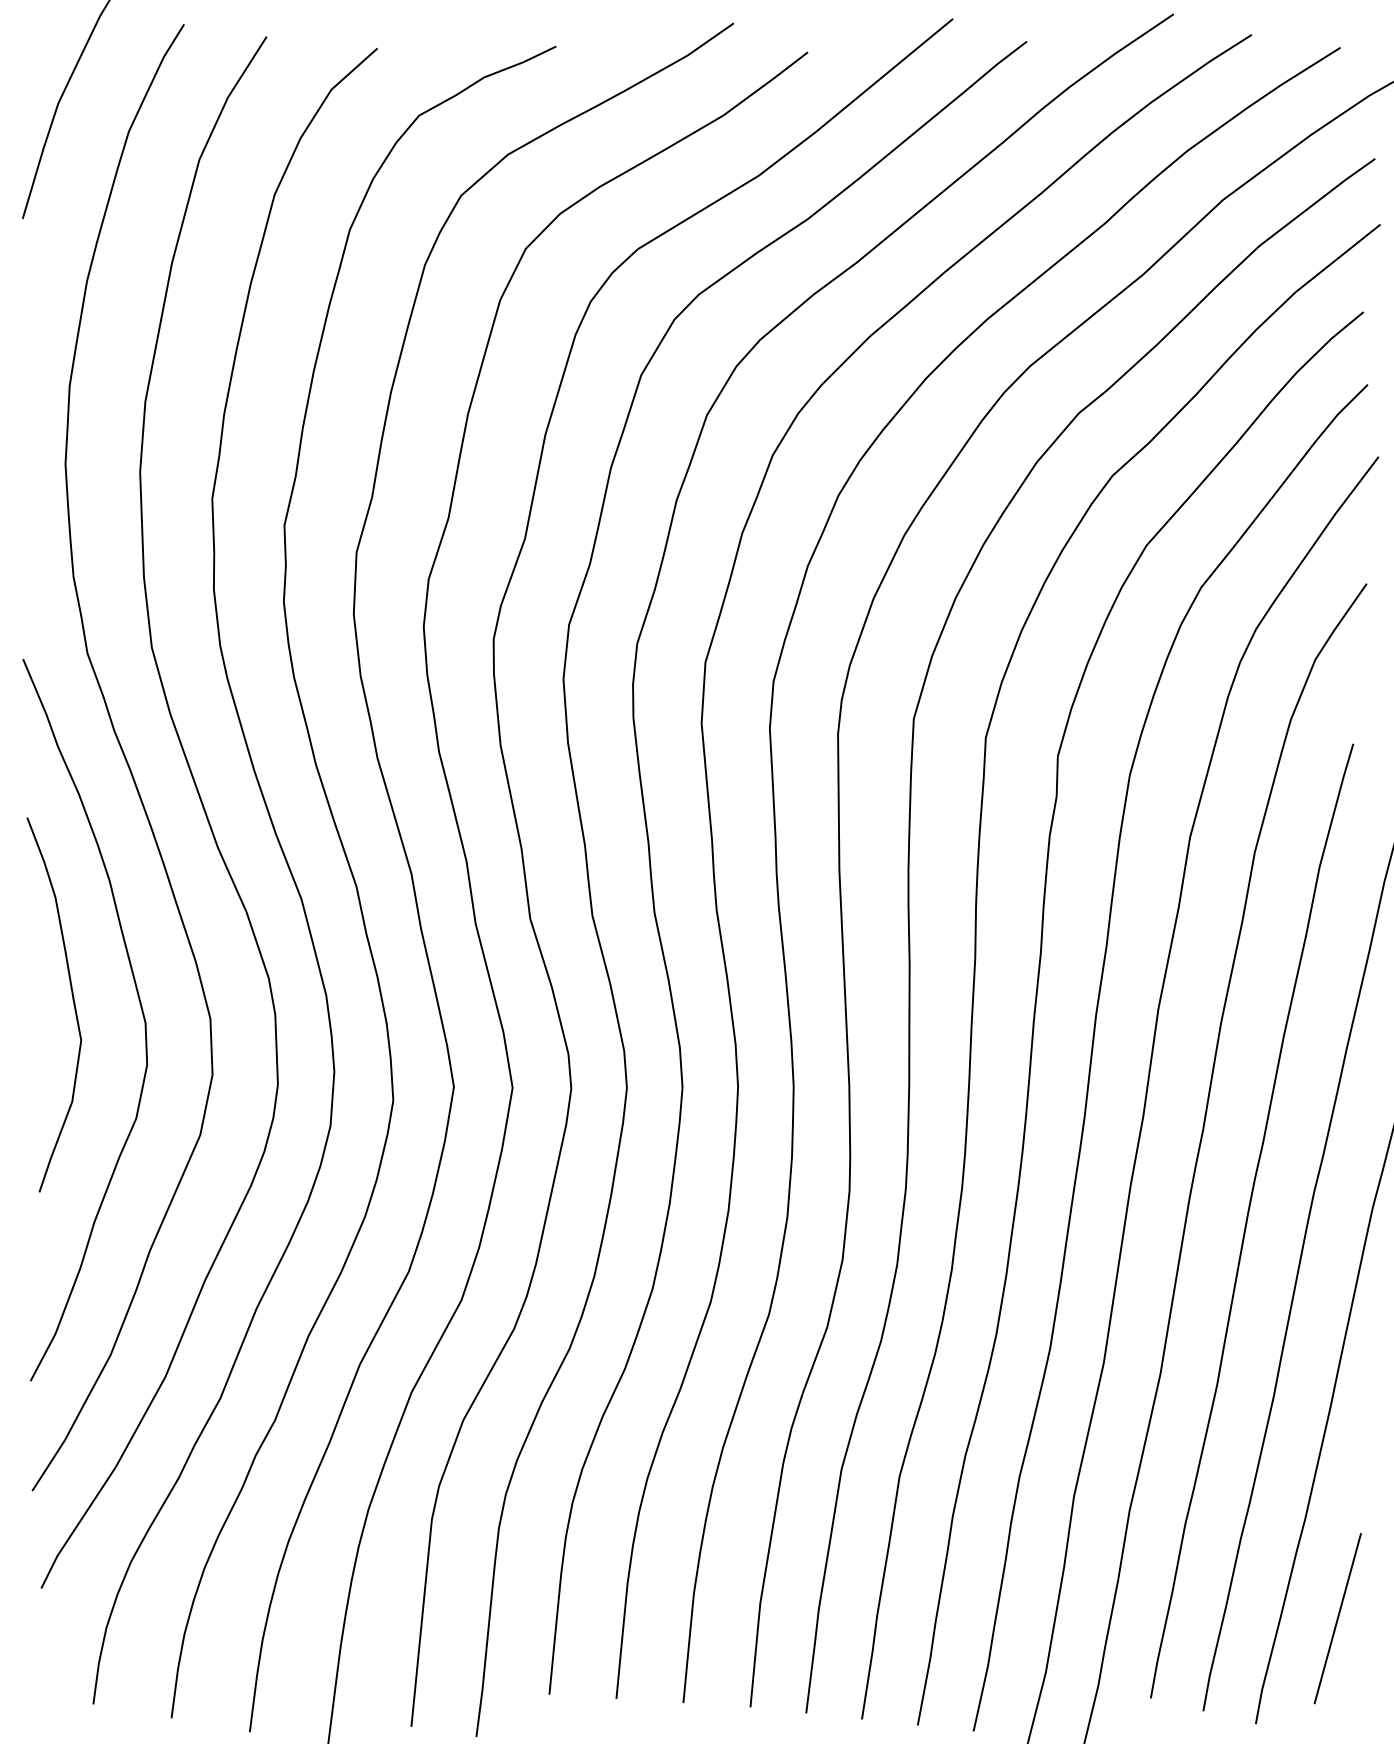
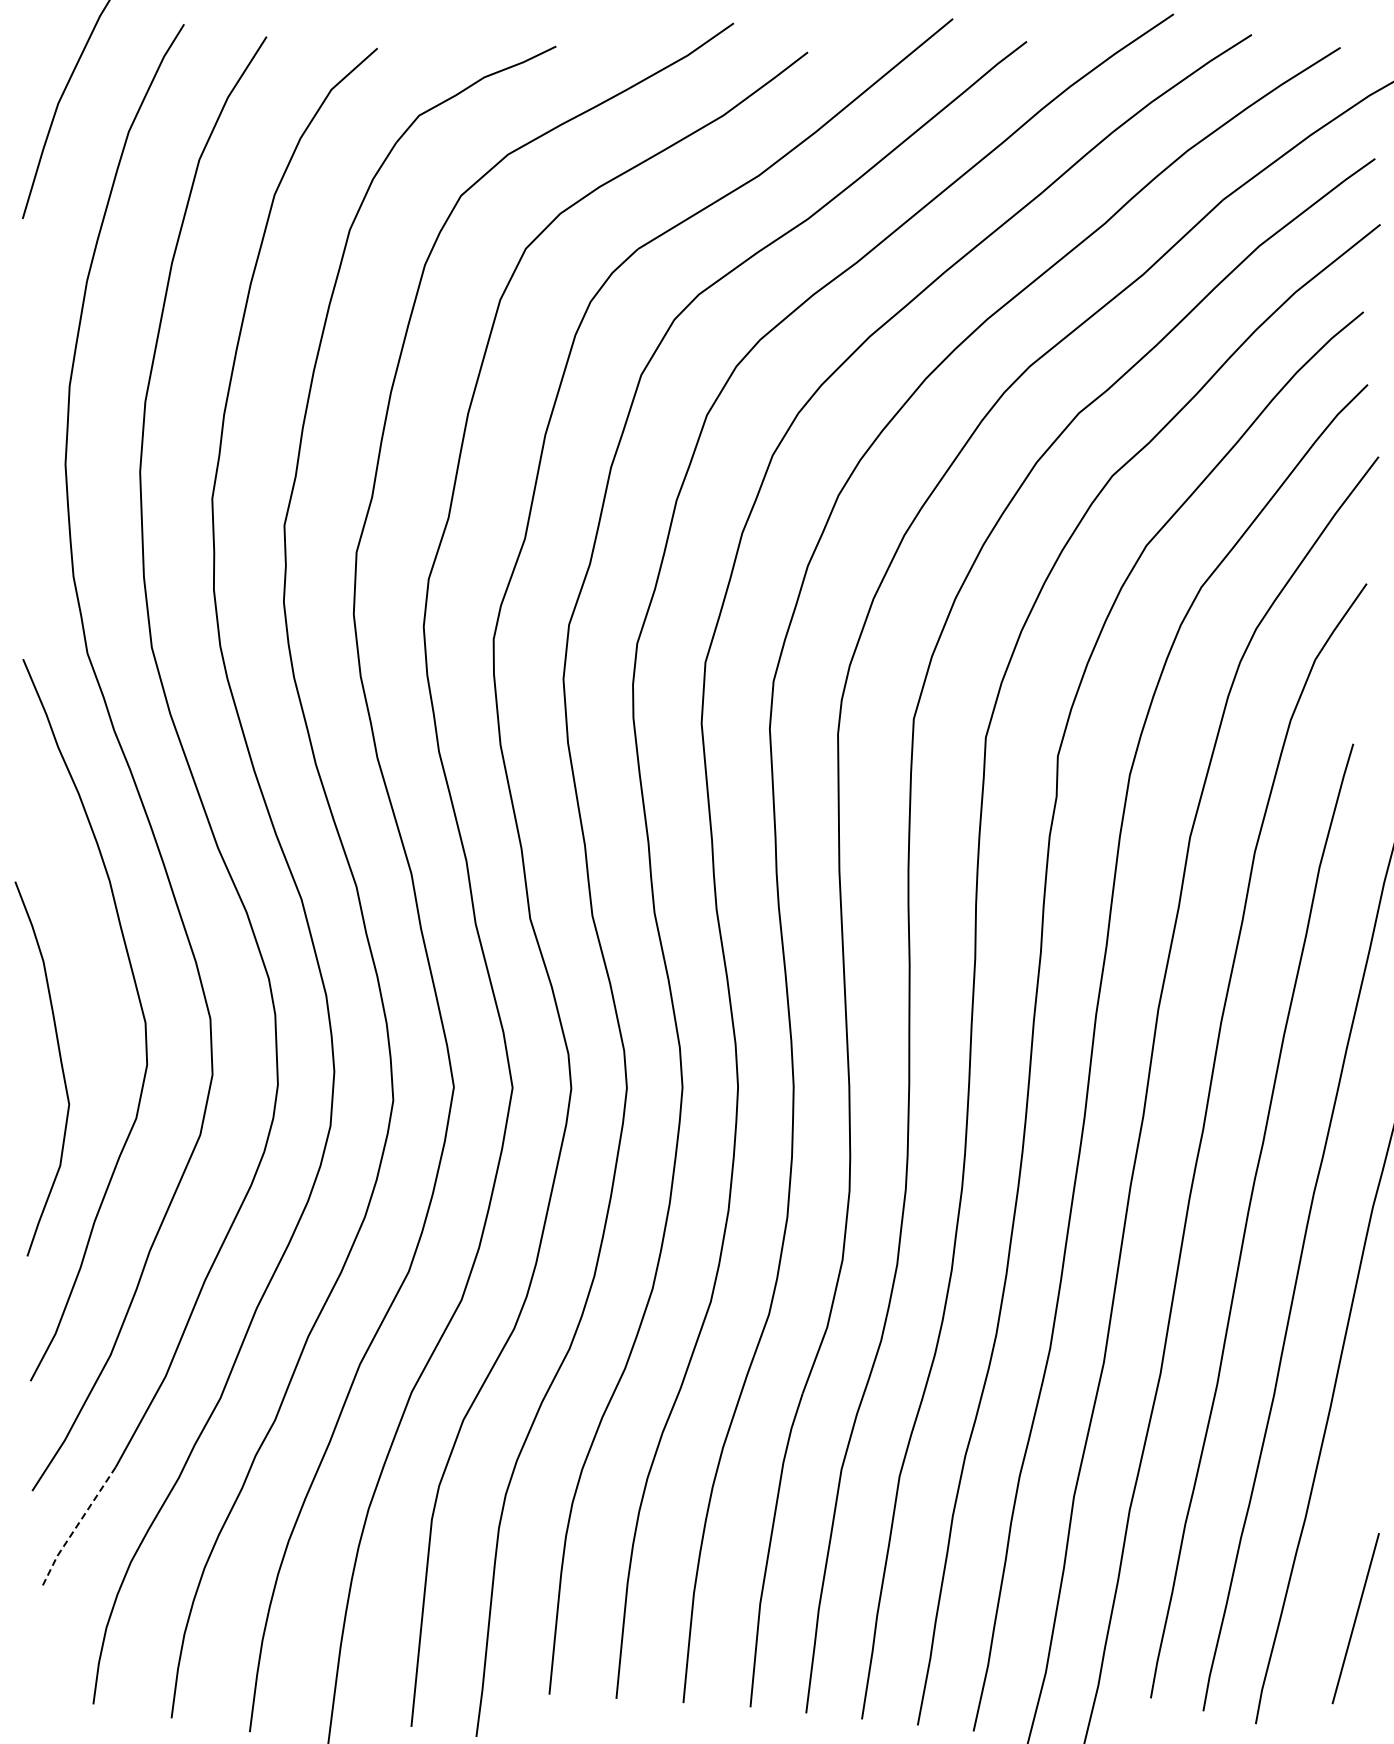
curve position: (72, 1000) -> (60, 1064) (60, 1064)
line: solid -> dashed (75, 1527)
line position: (1337, 1618) -> (1355, 1618) (1355, 1618)
